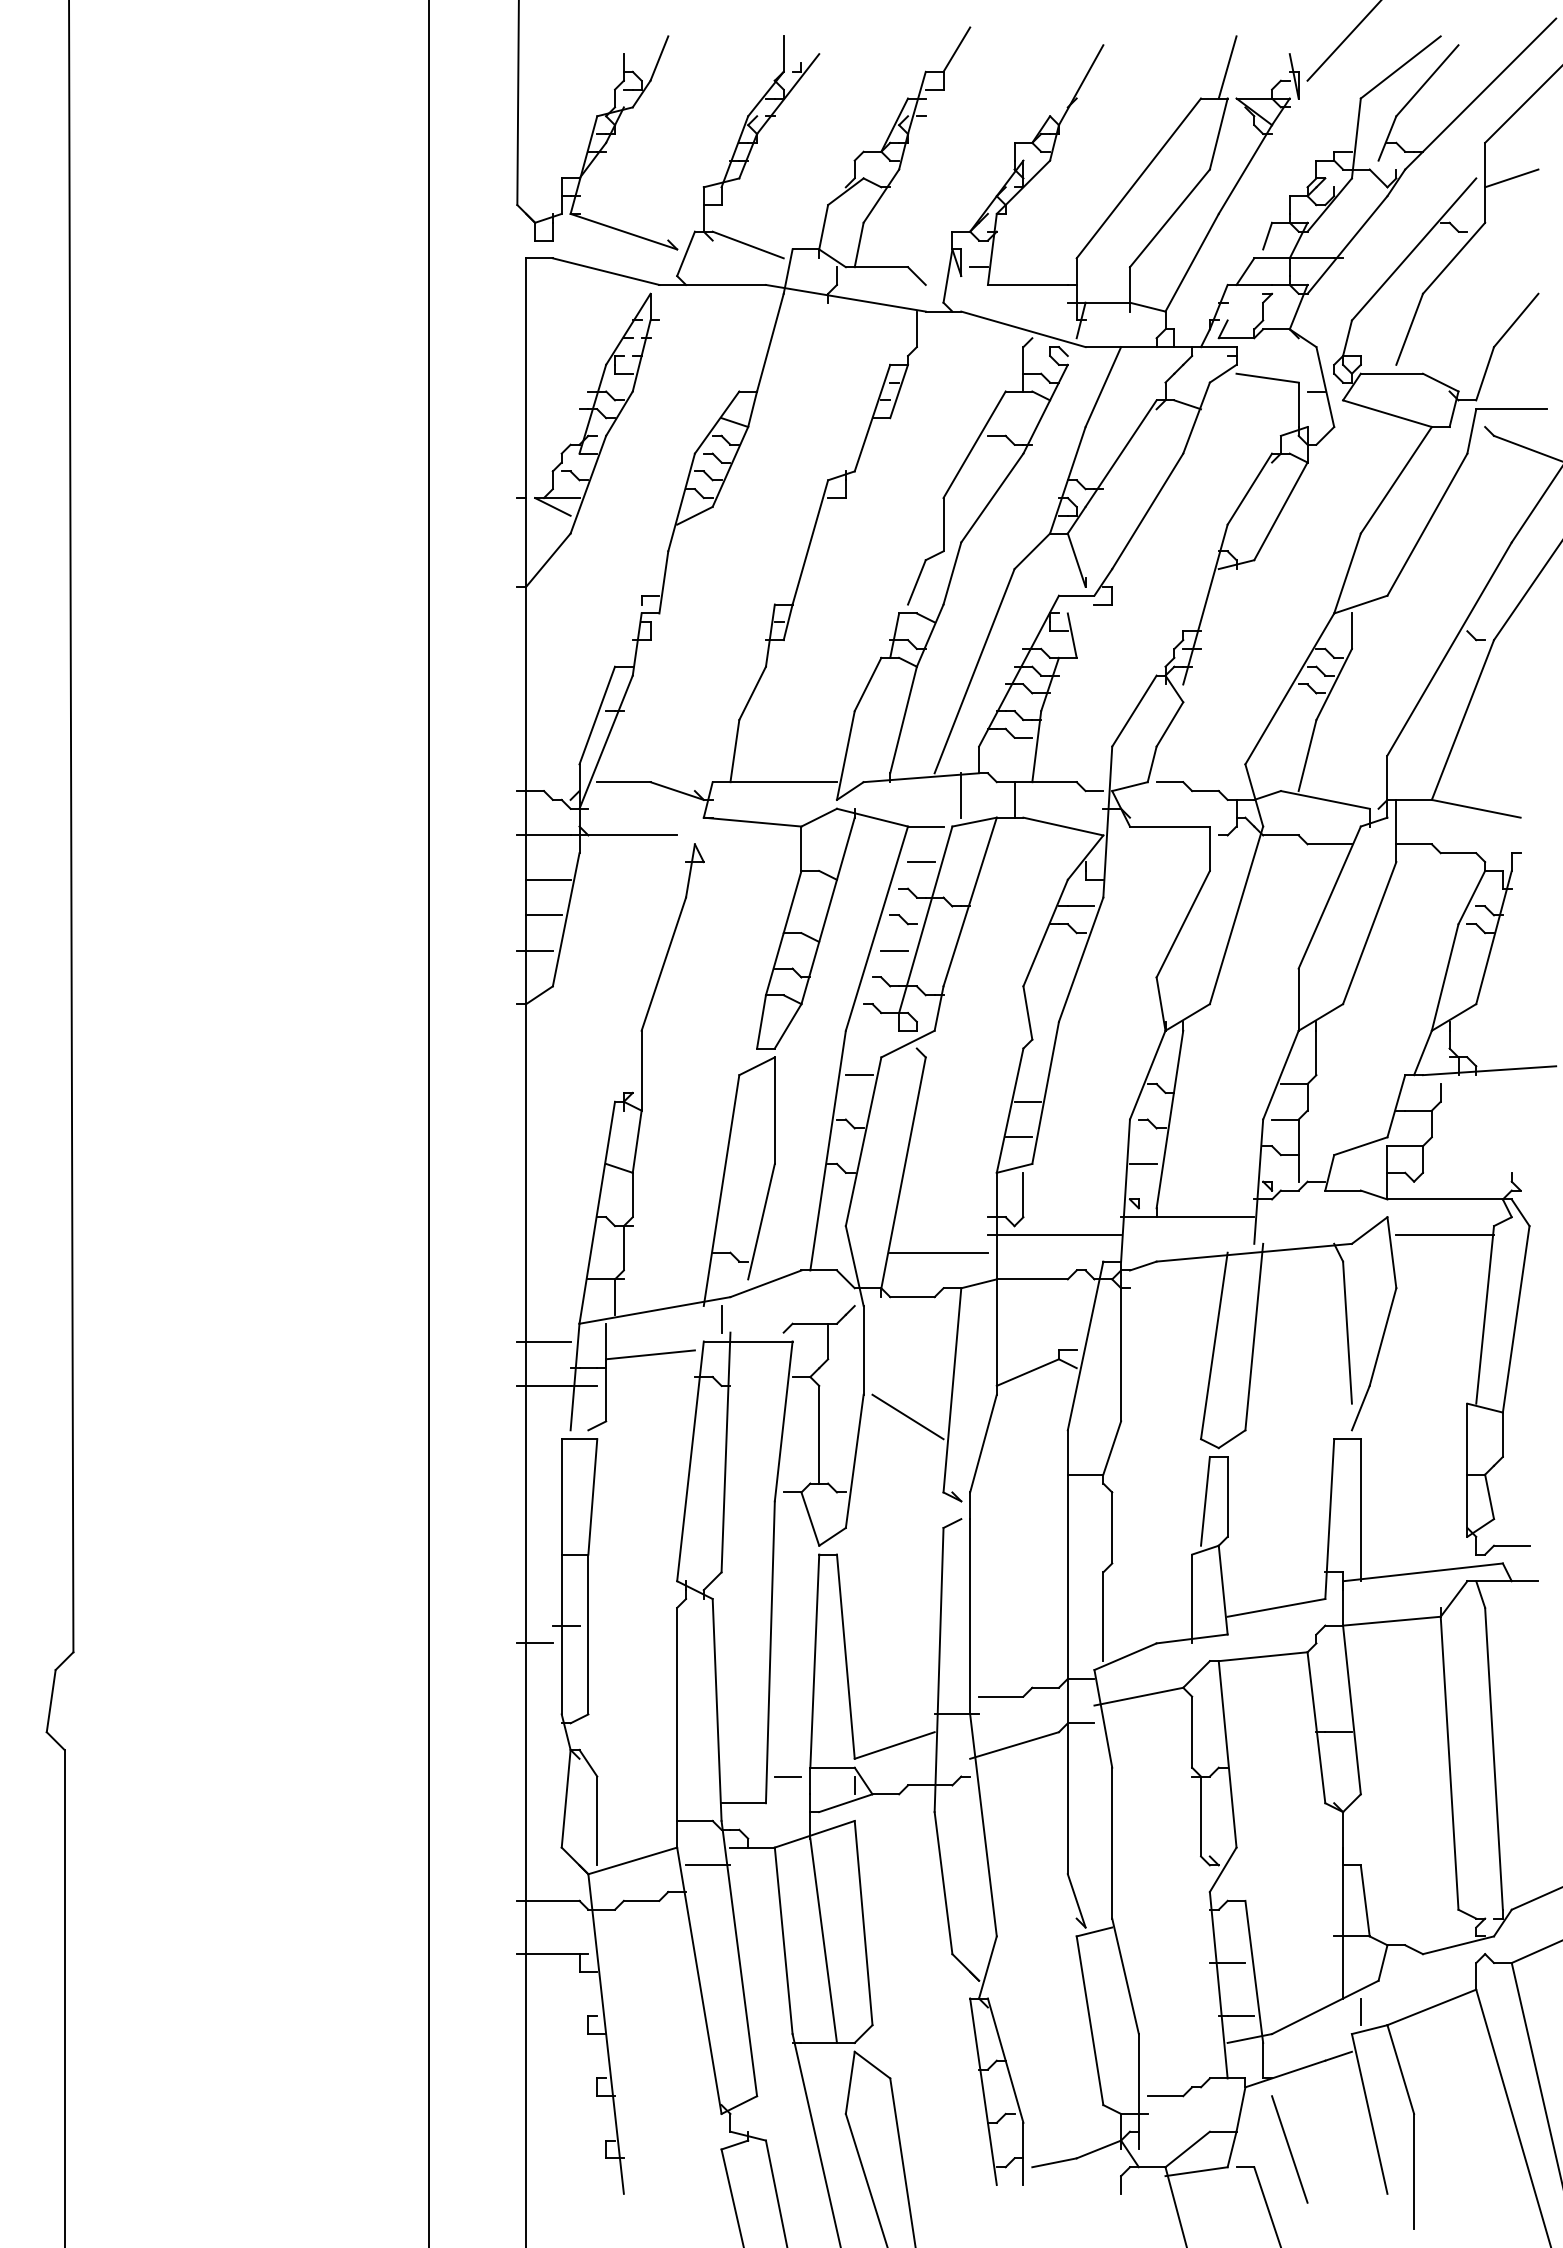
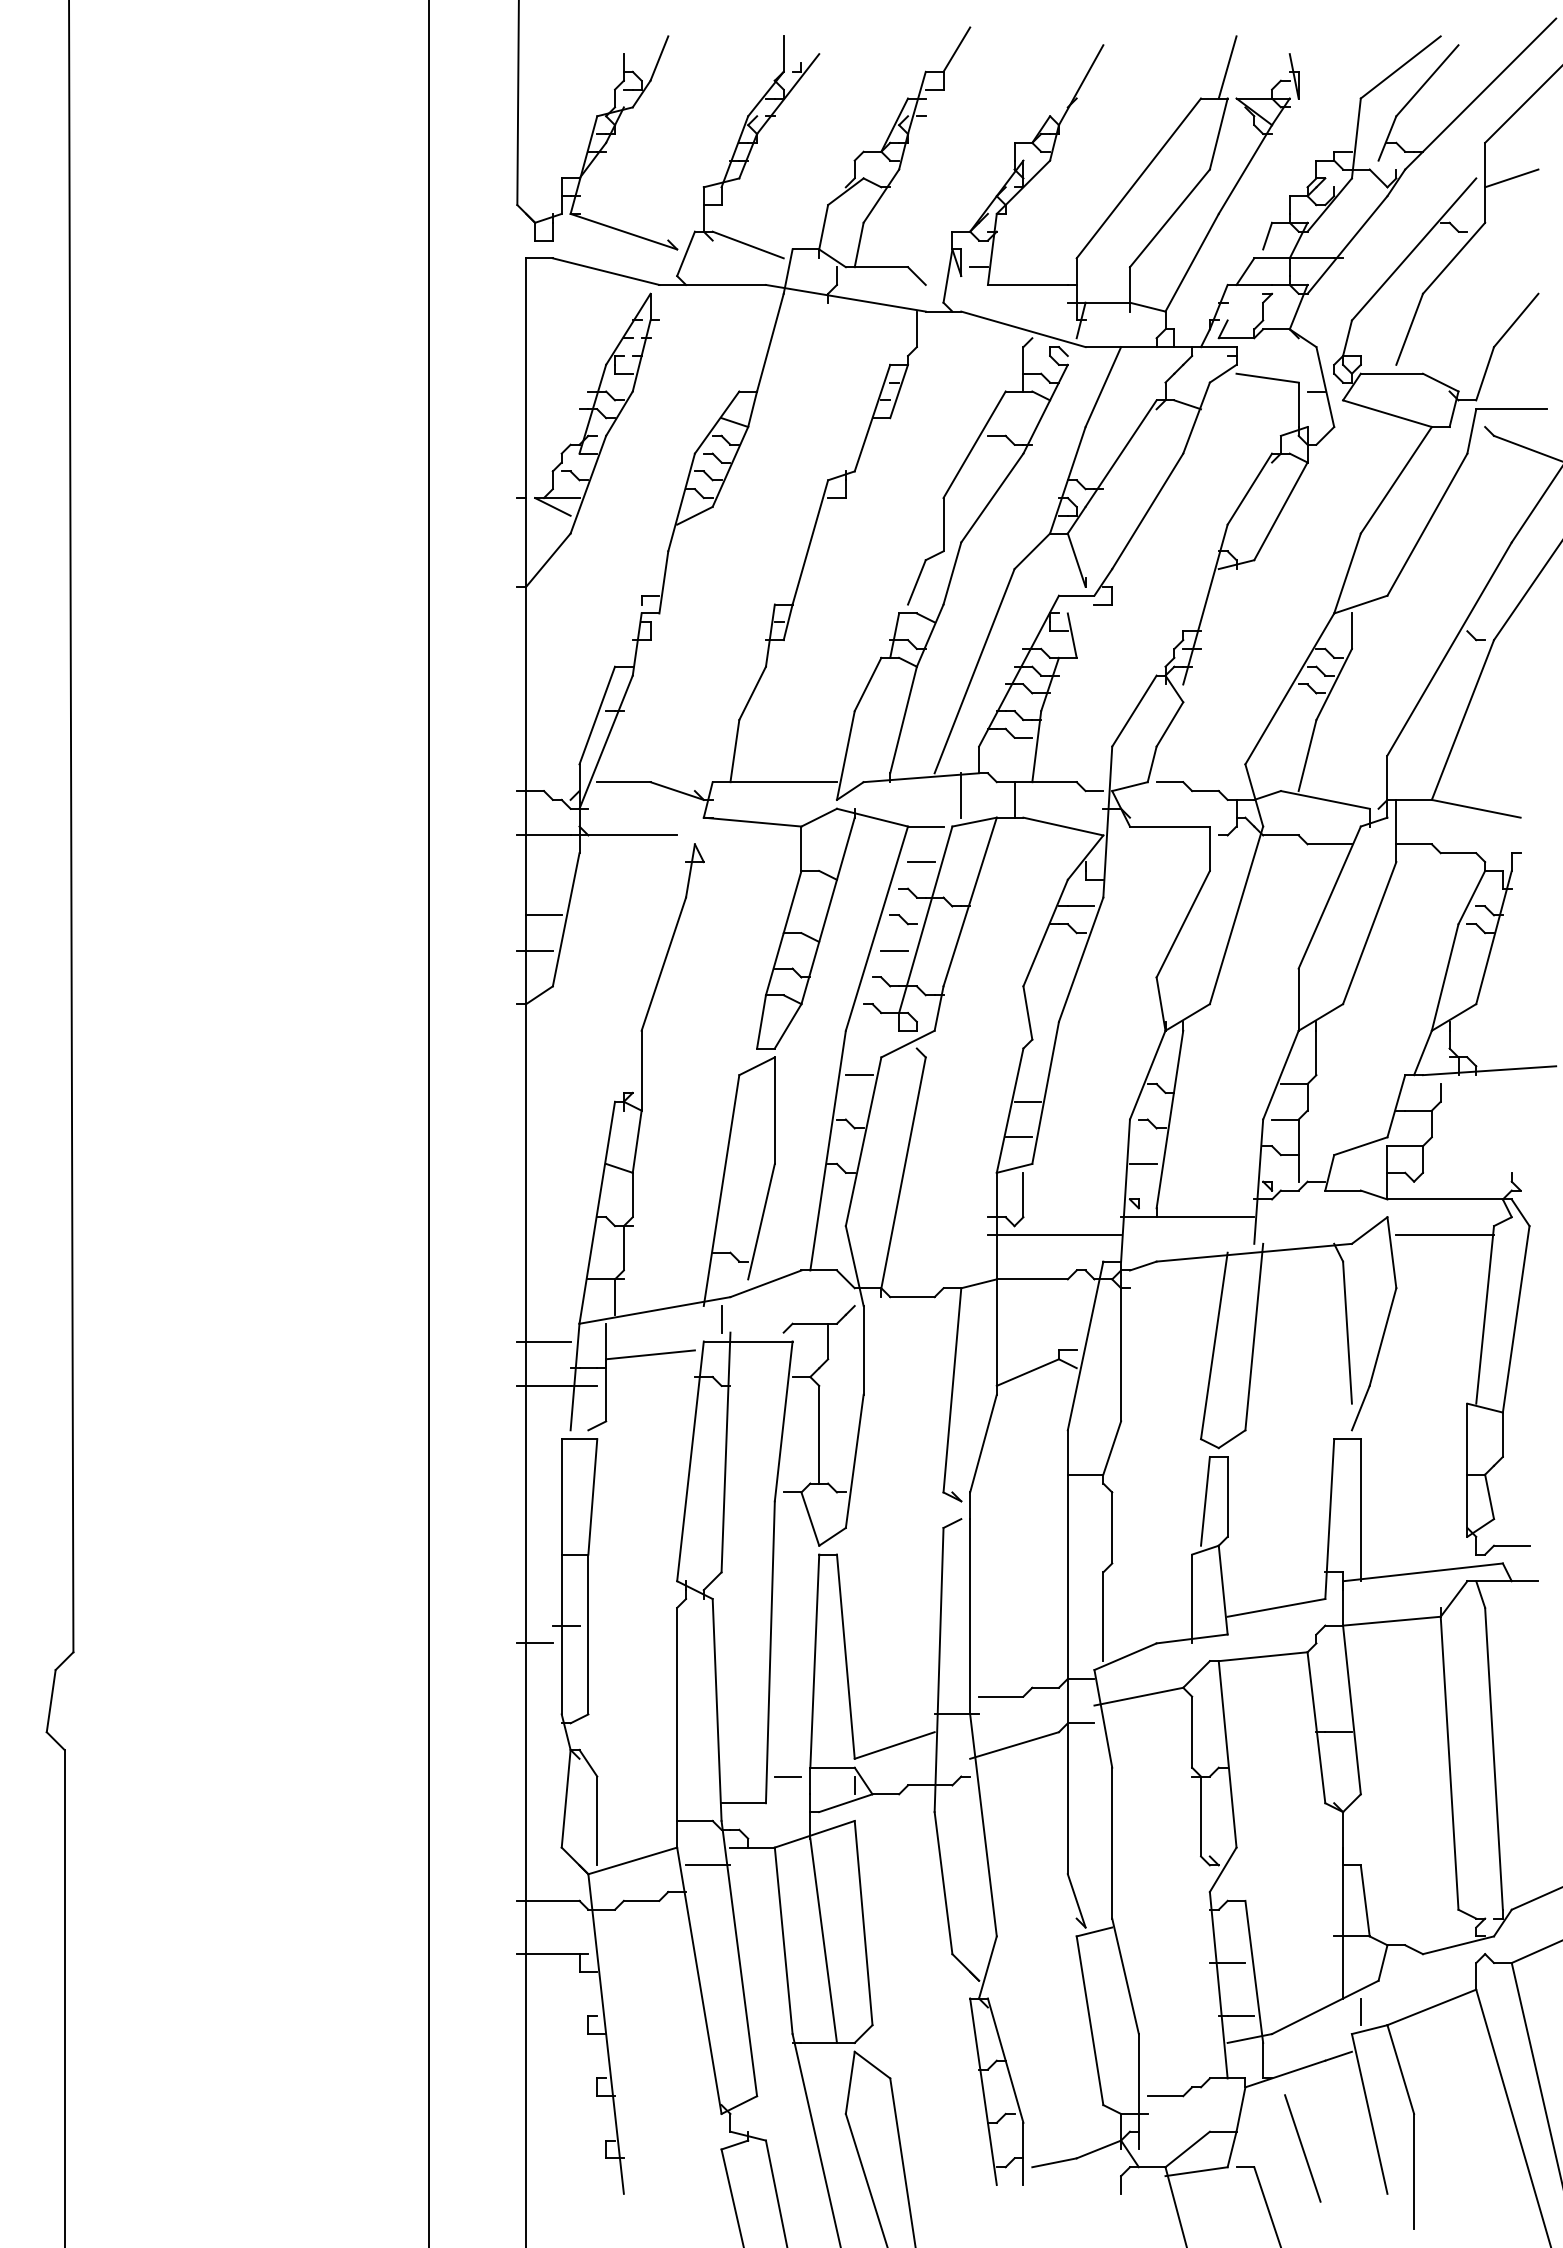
line: present -> none (1343, 41)
line: present -> none (548, 879)
line: present -> none (938, 1252)
line: present -> none (907, 1416)
line position: (1289, 2149) -> (1302, 2148) (1302, 2148)
